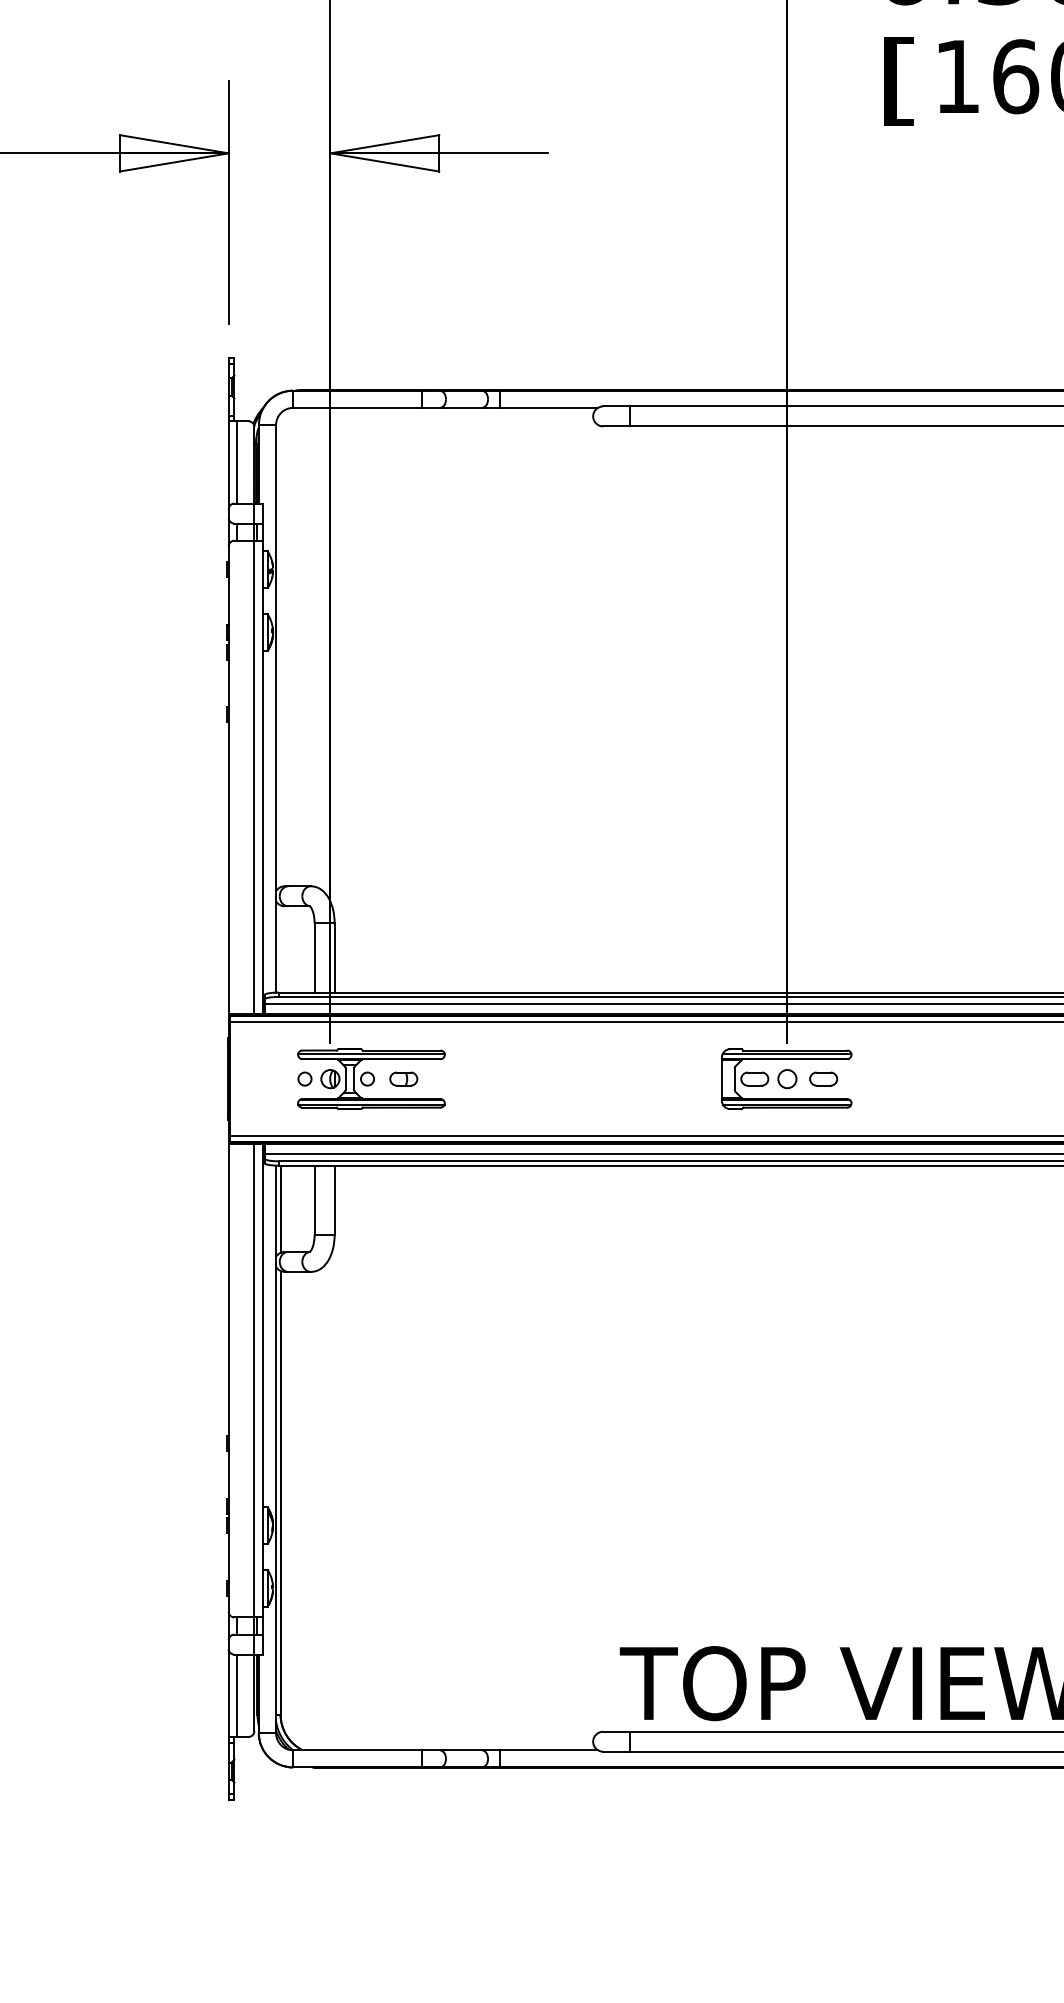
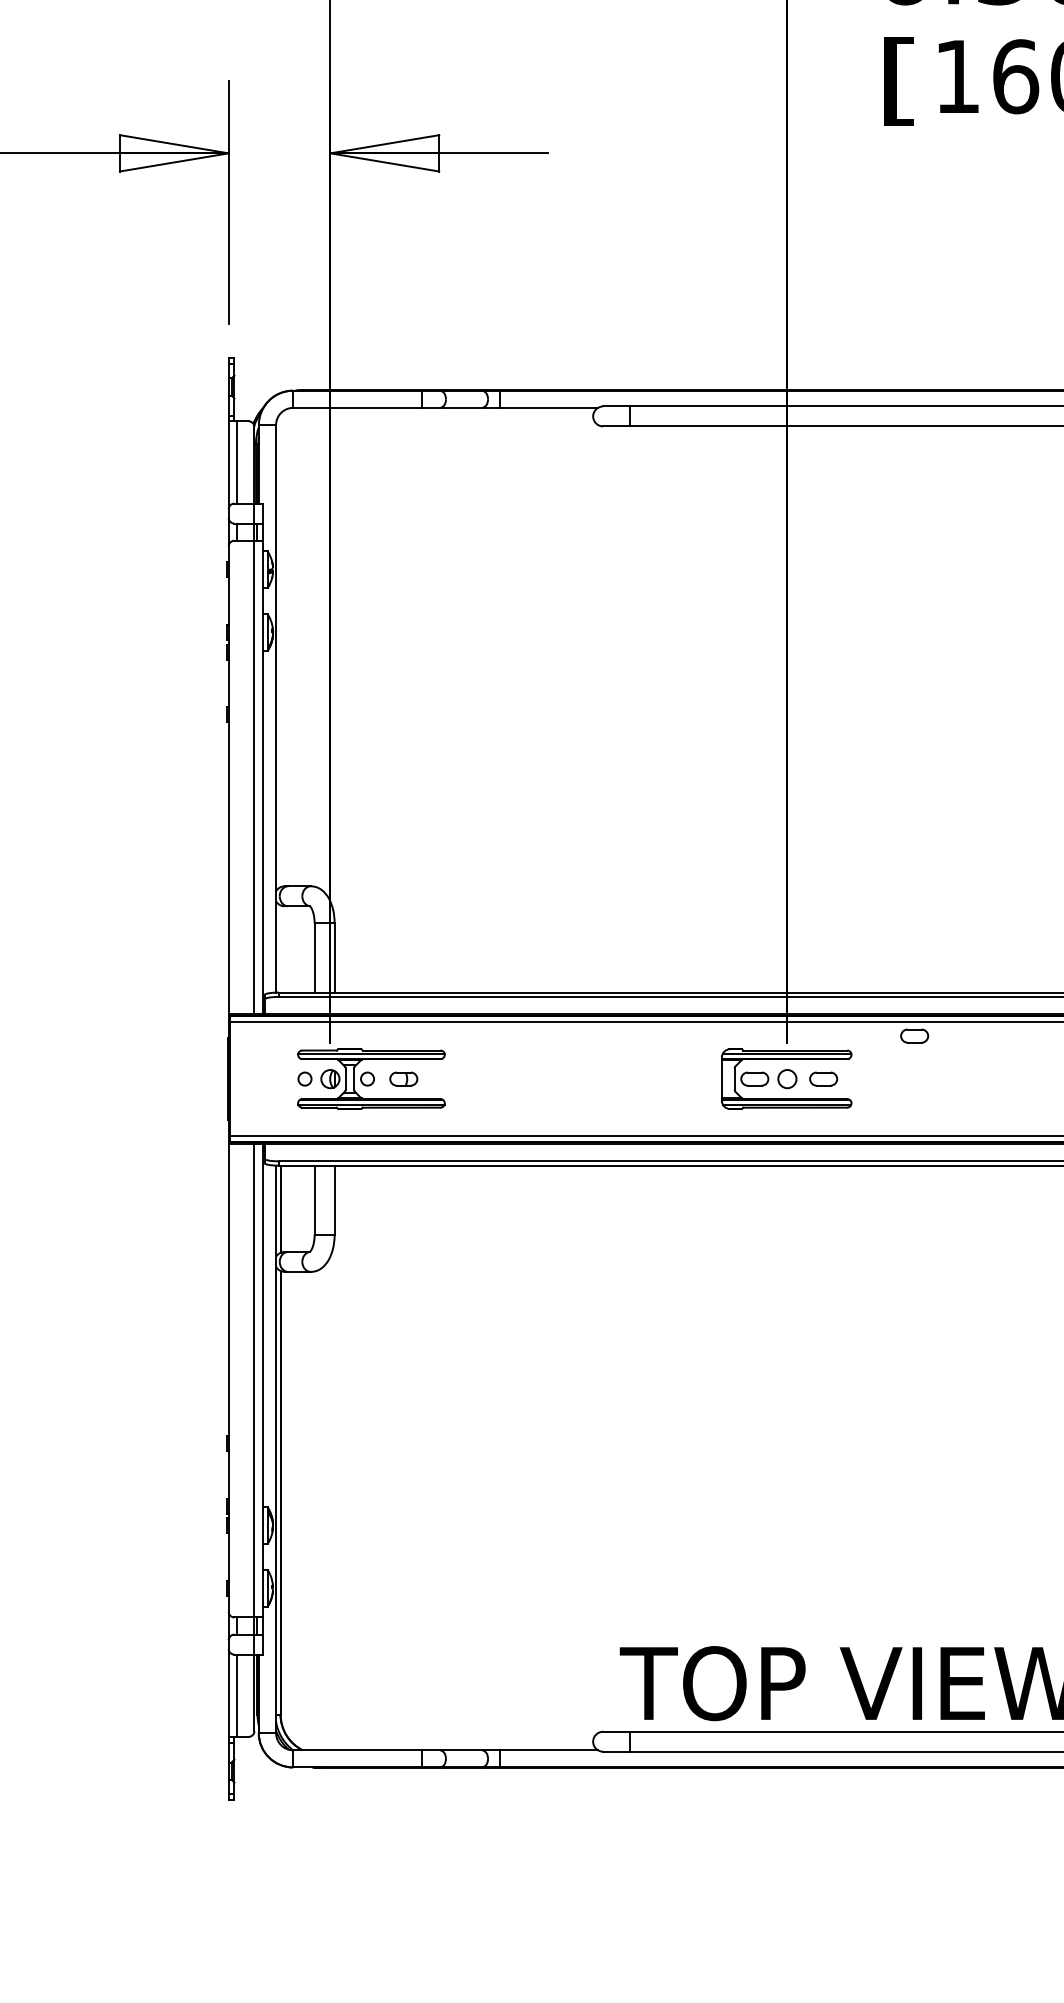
line: present -> none (662, 1003)
part: none -> present (914, 1035)
line: present -> none (662, 1154)
